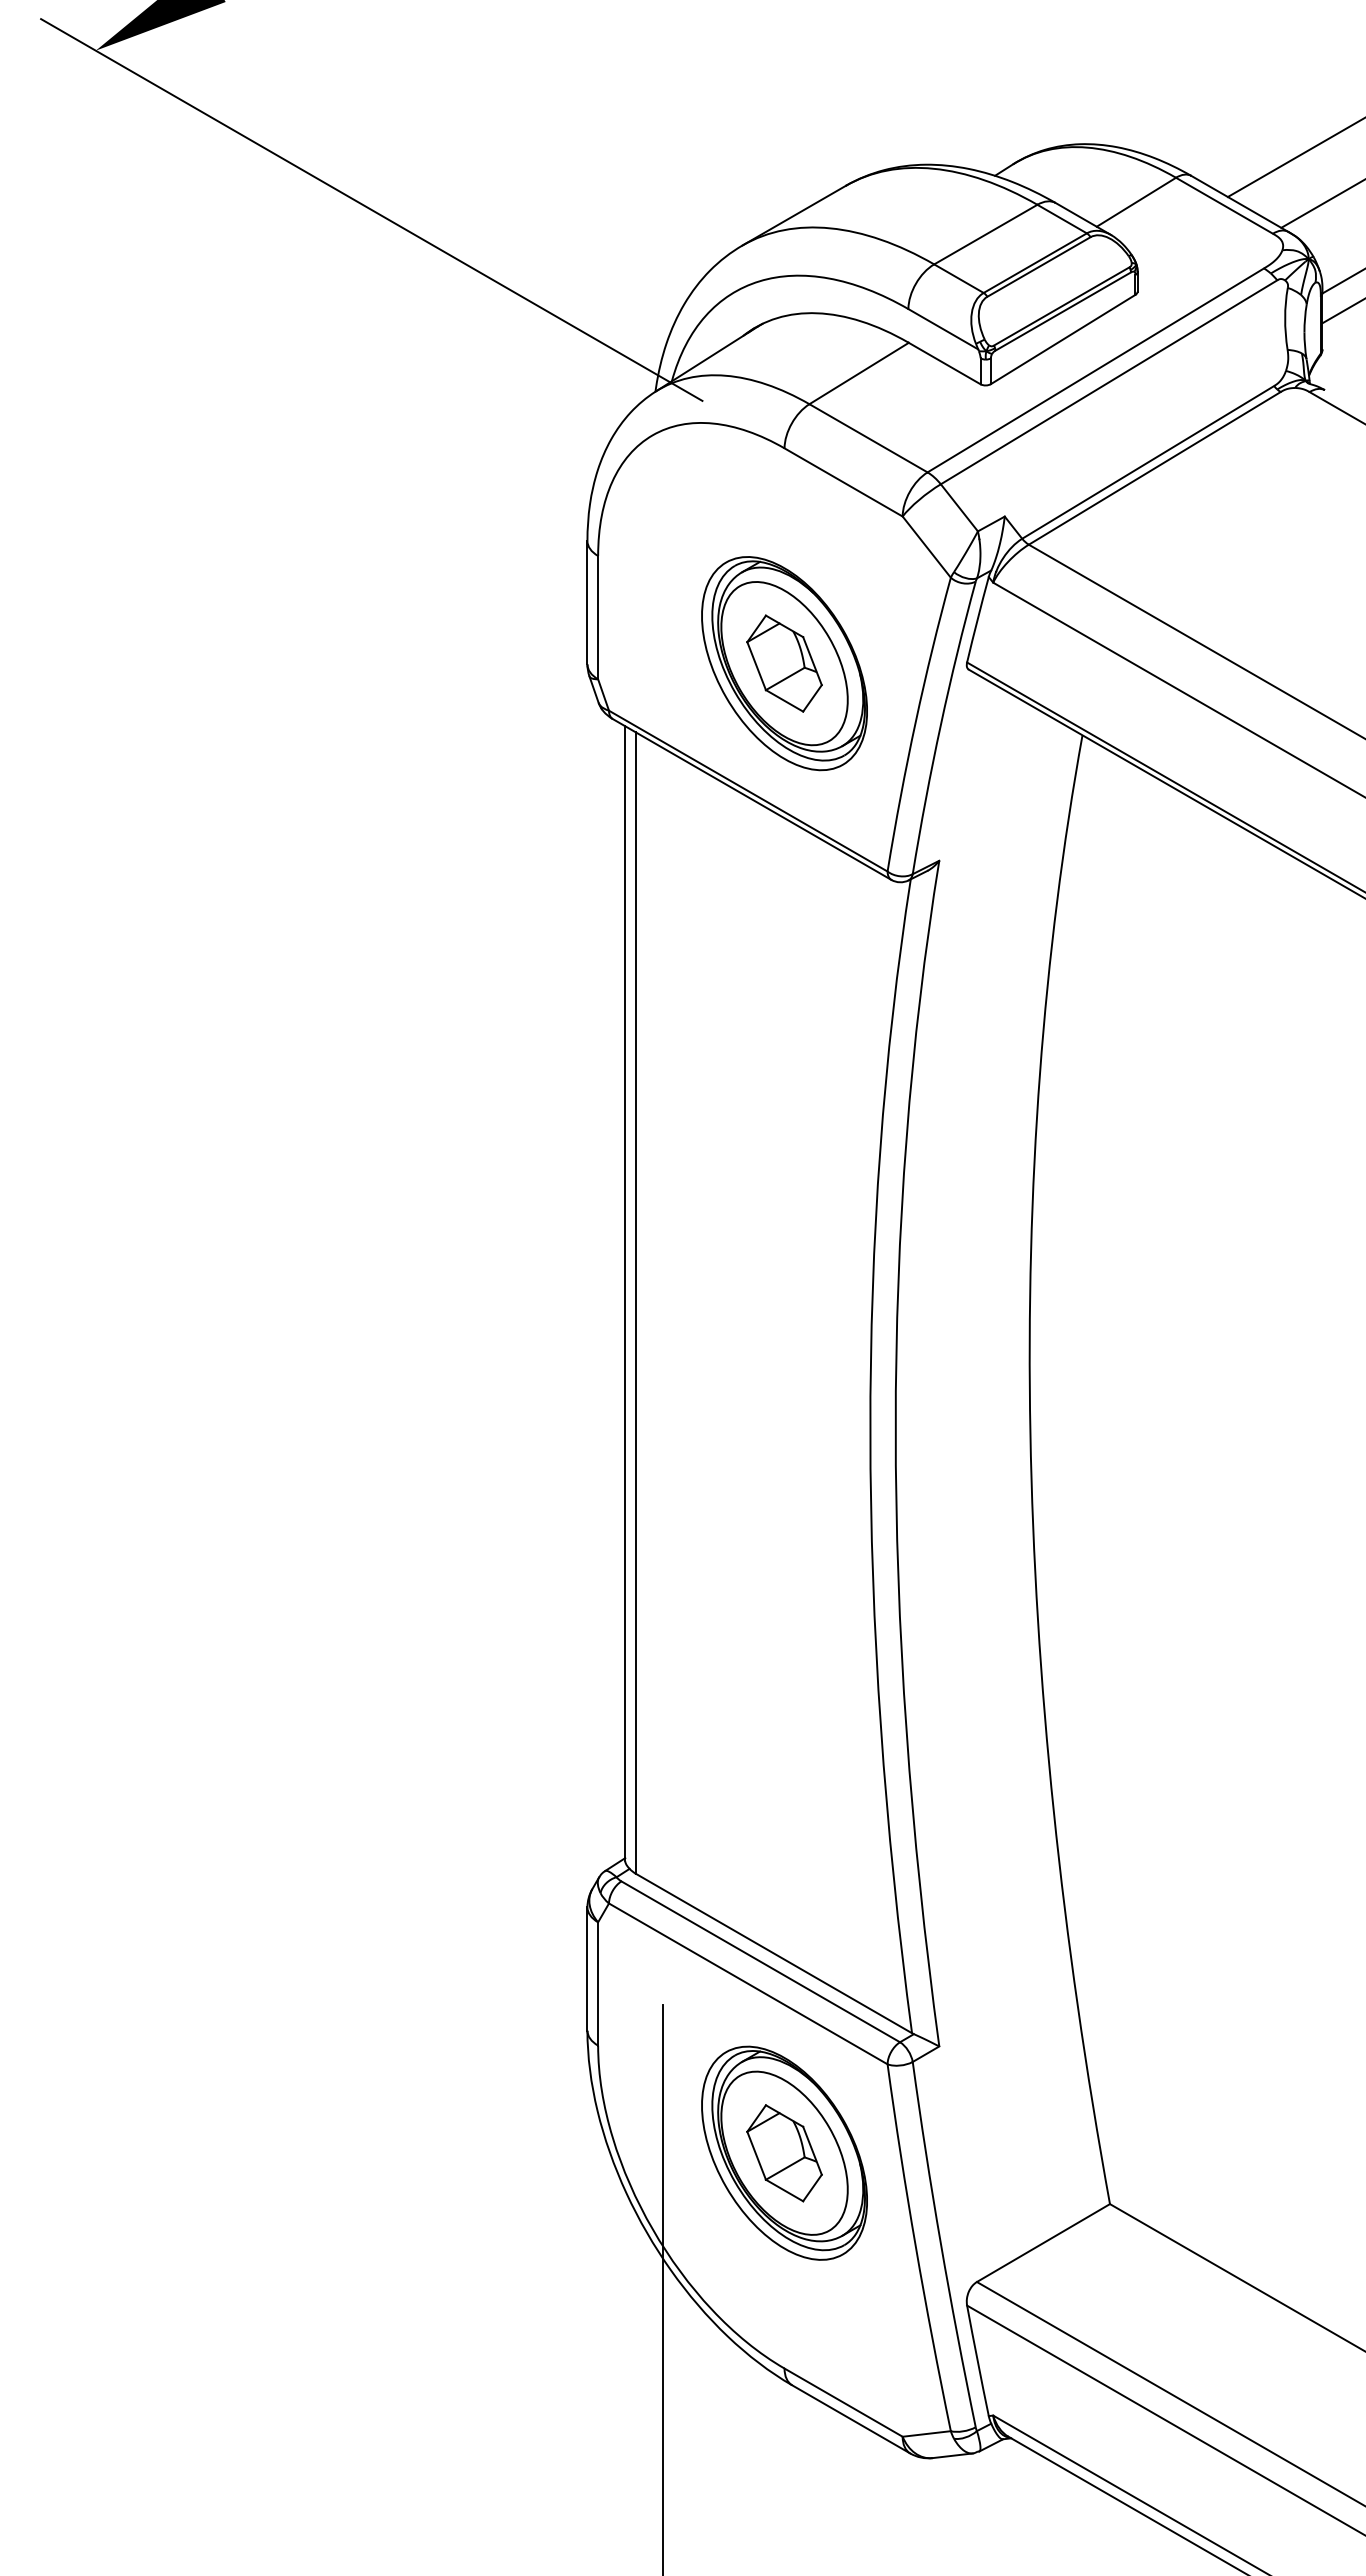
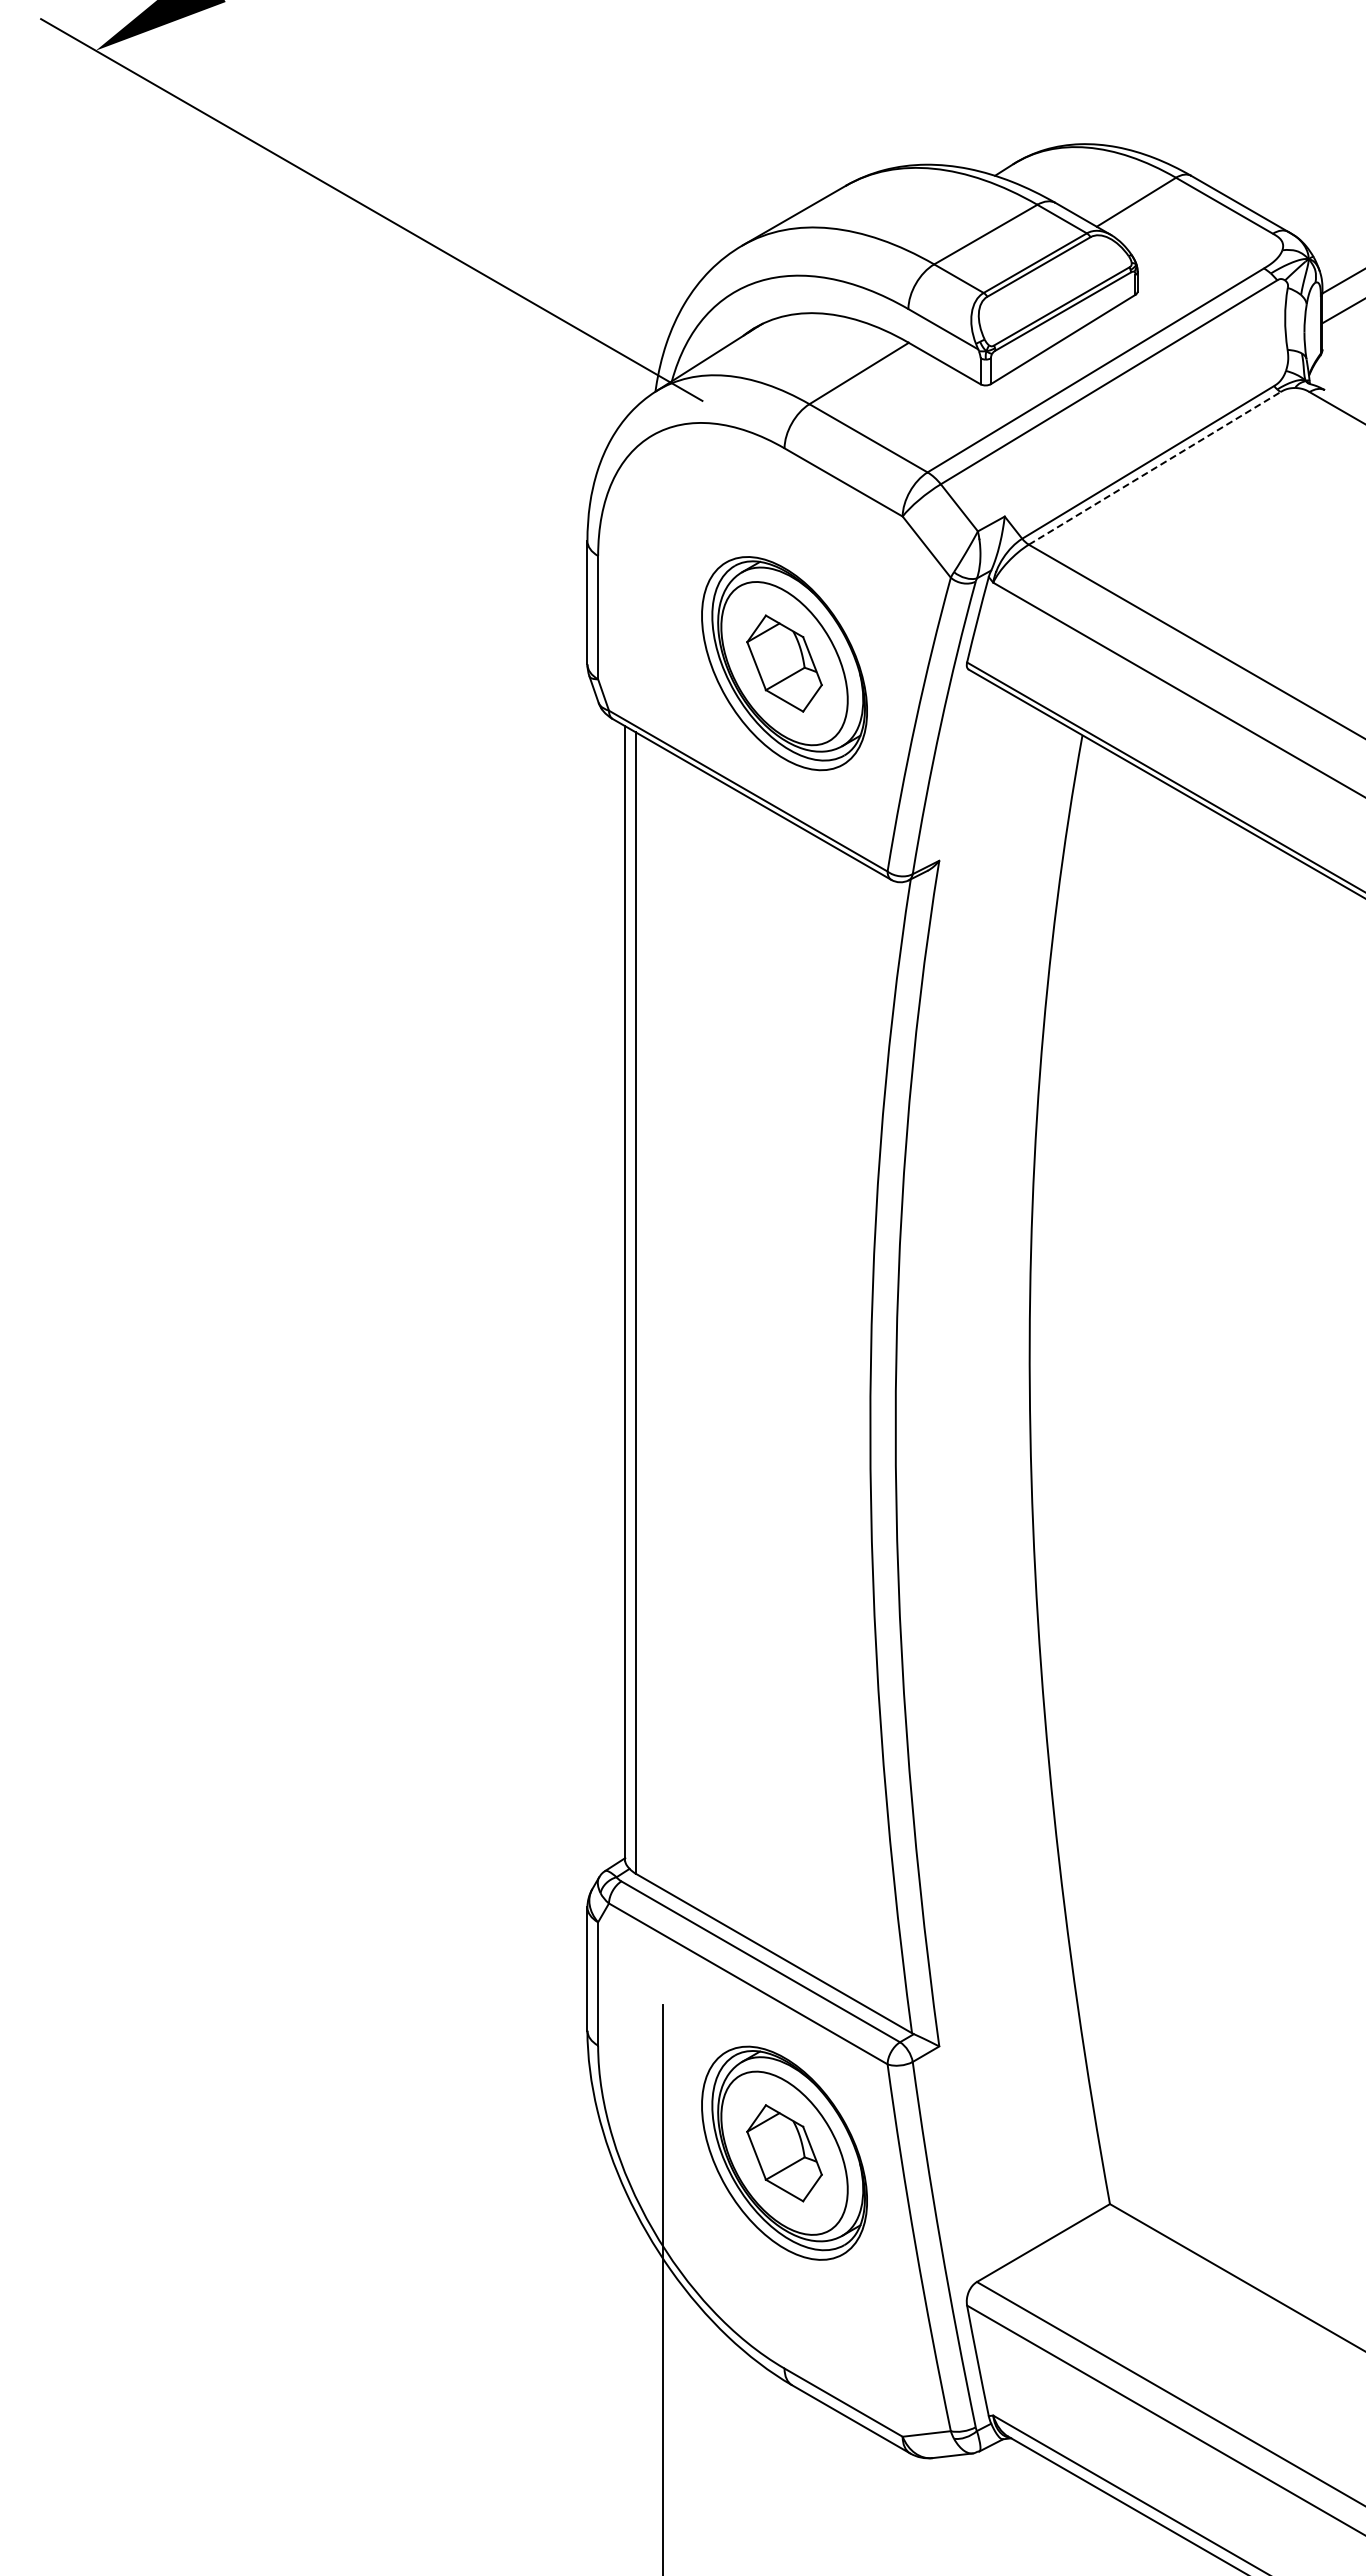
line: present -> none (1294, 158)
line: present -> none (1321, 203)
line: solid -> dashed (1155, 468)
